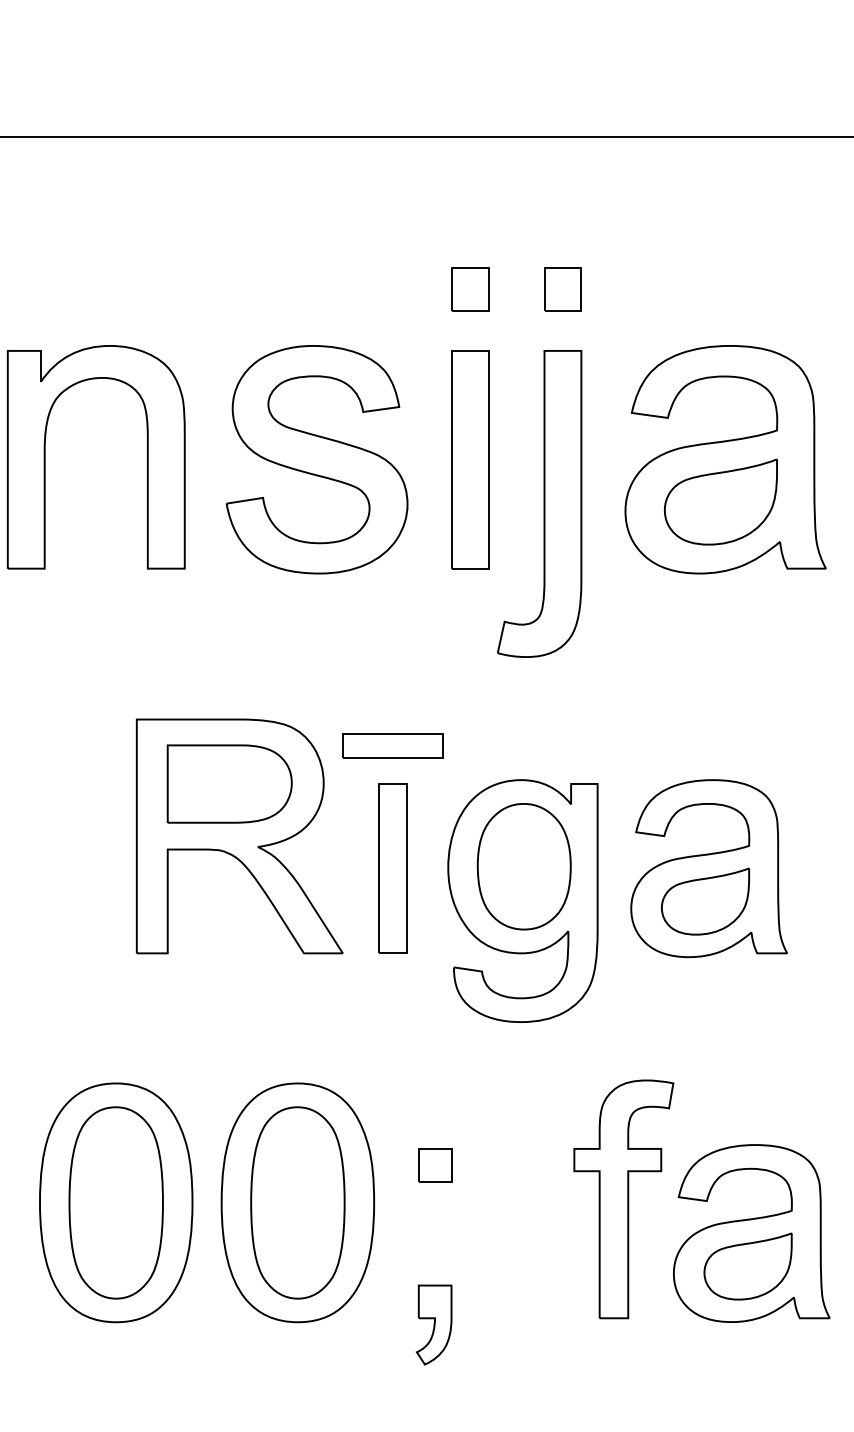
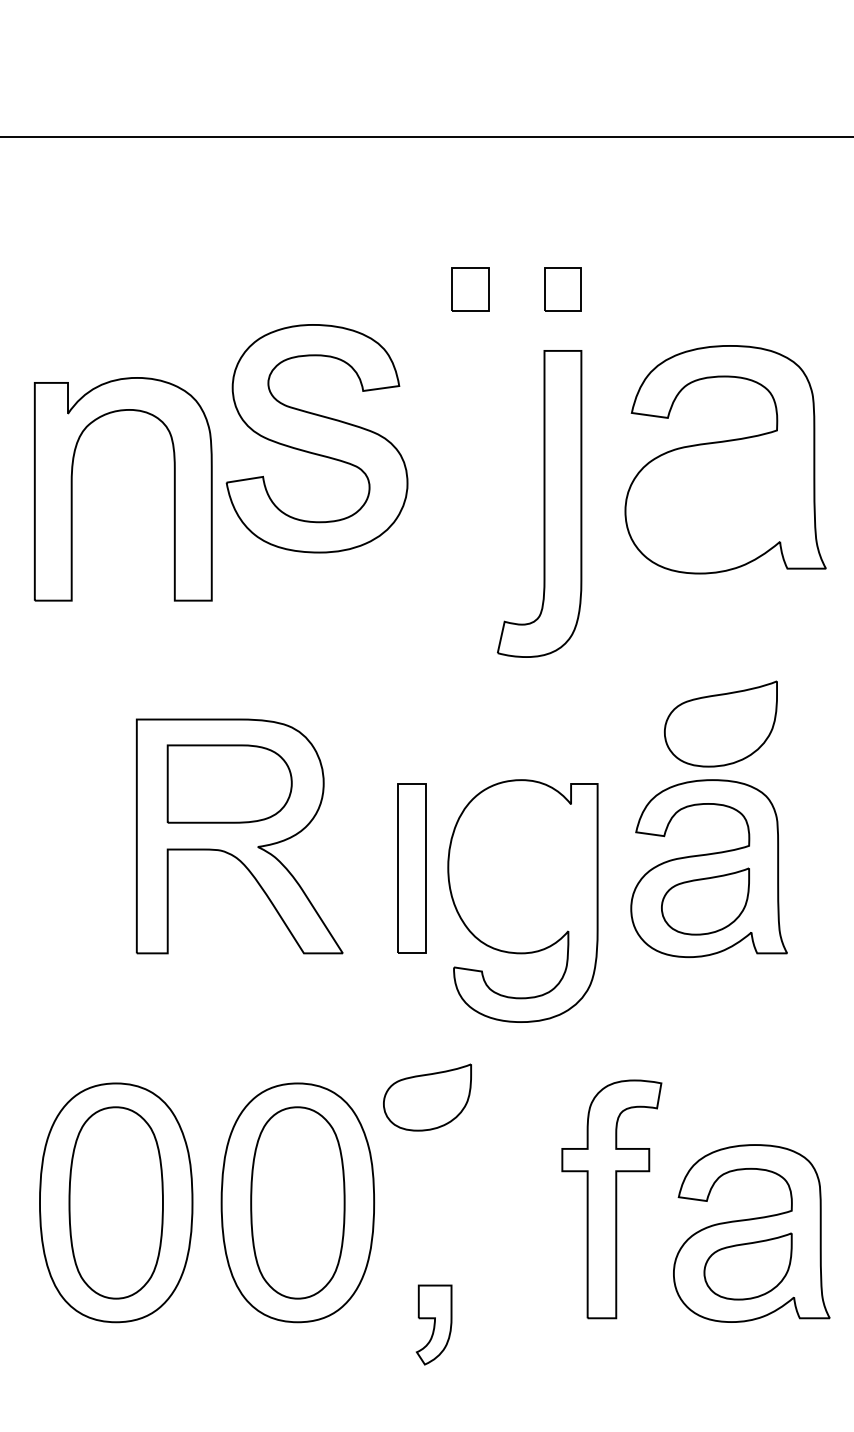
part position: (45, 457) -> (72, 489) (72, 489)
part position: (316, 459) -> (316, 438) (316, 438)
part: present -> none (470, 459)
part position: (720, 501) -> (720, 723) (720, 723)
part: present -> none (392, 745)
part: present -> none (523, 866)
part position: (392, 868) -> (411, 868) (411, 868)
part: none -> present (427, 1097)
part: present -> none (435, 1165)
part position: (623, 1199) -> (611, 1199) (611, 1199)
